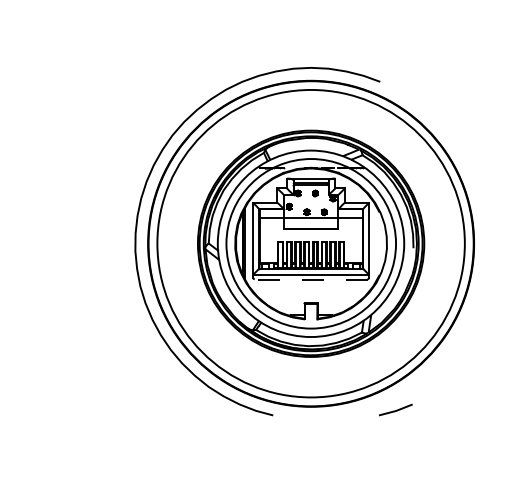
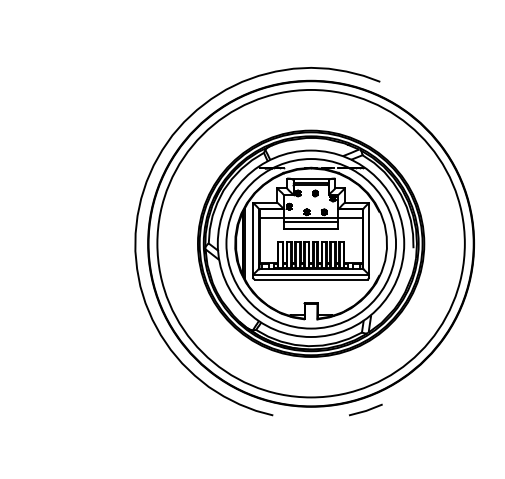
line: none -> present (311, 222)
line: dashed -> solid (310, 279)
line position: (396, 409) -> (366, 409) (366, 409)
